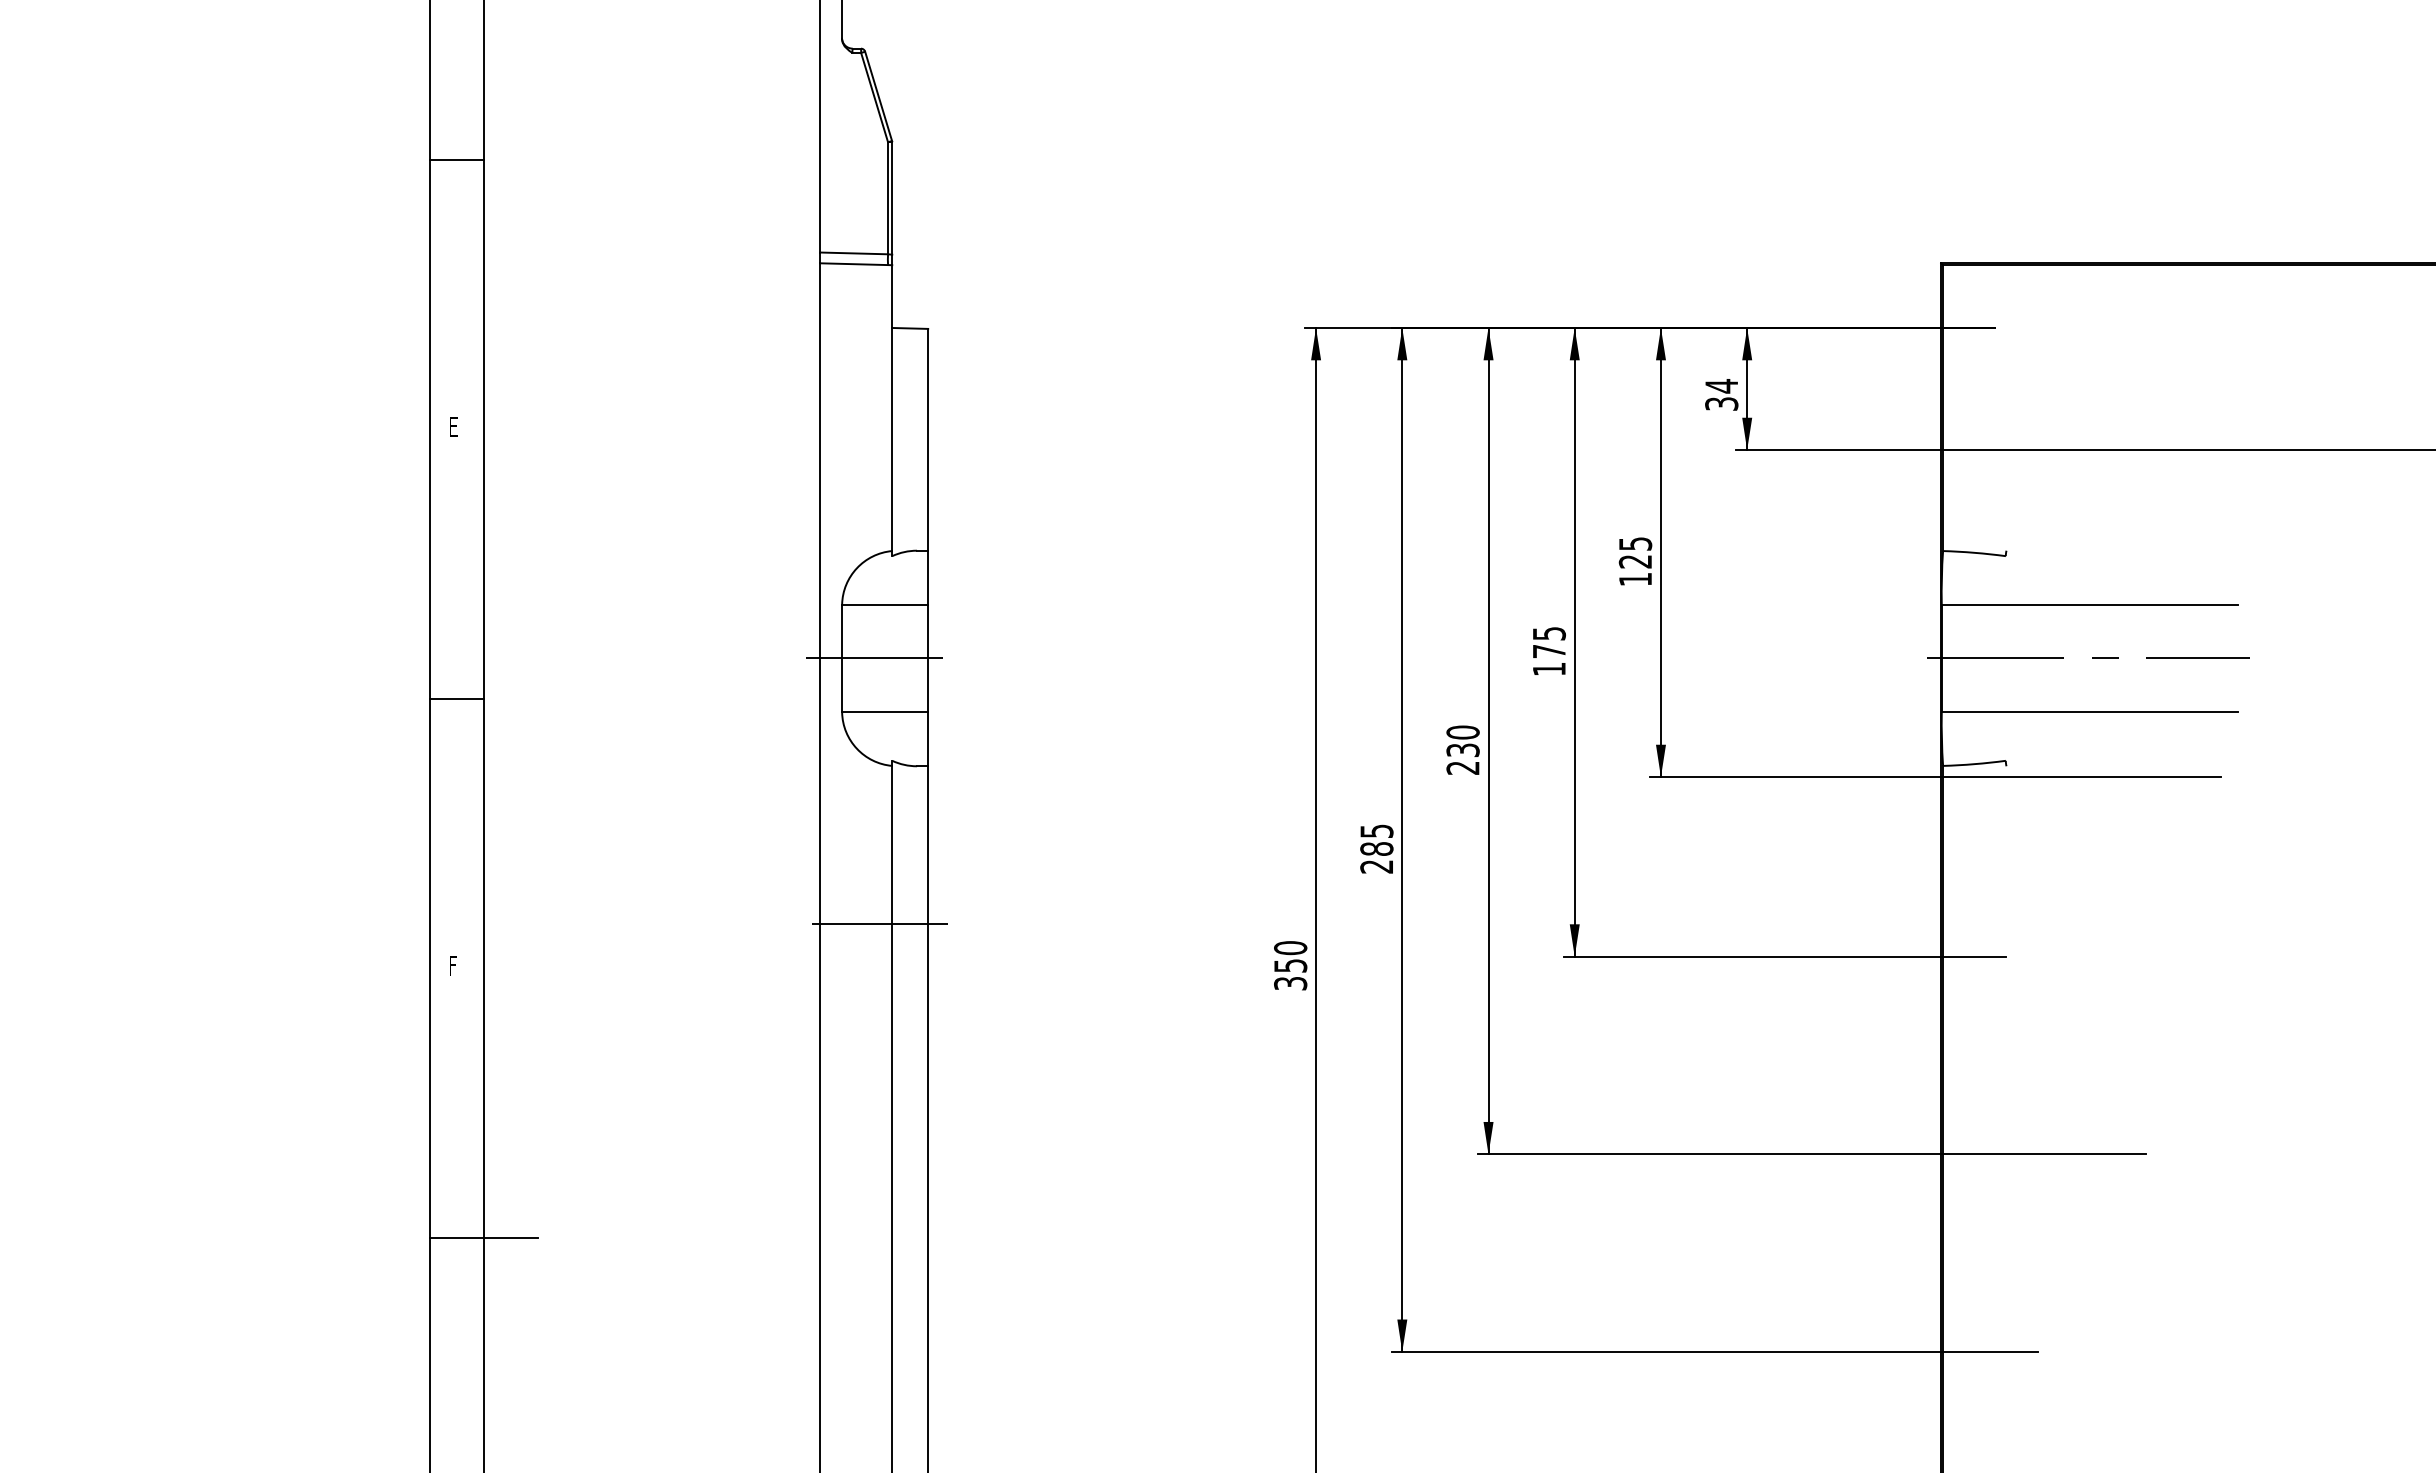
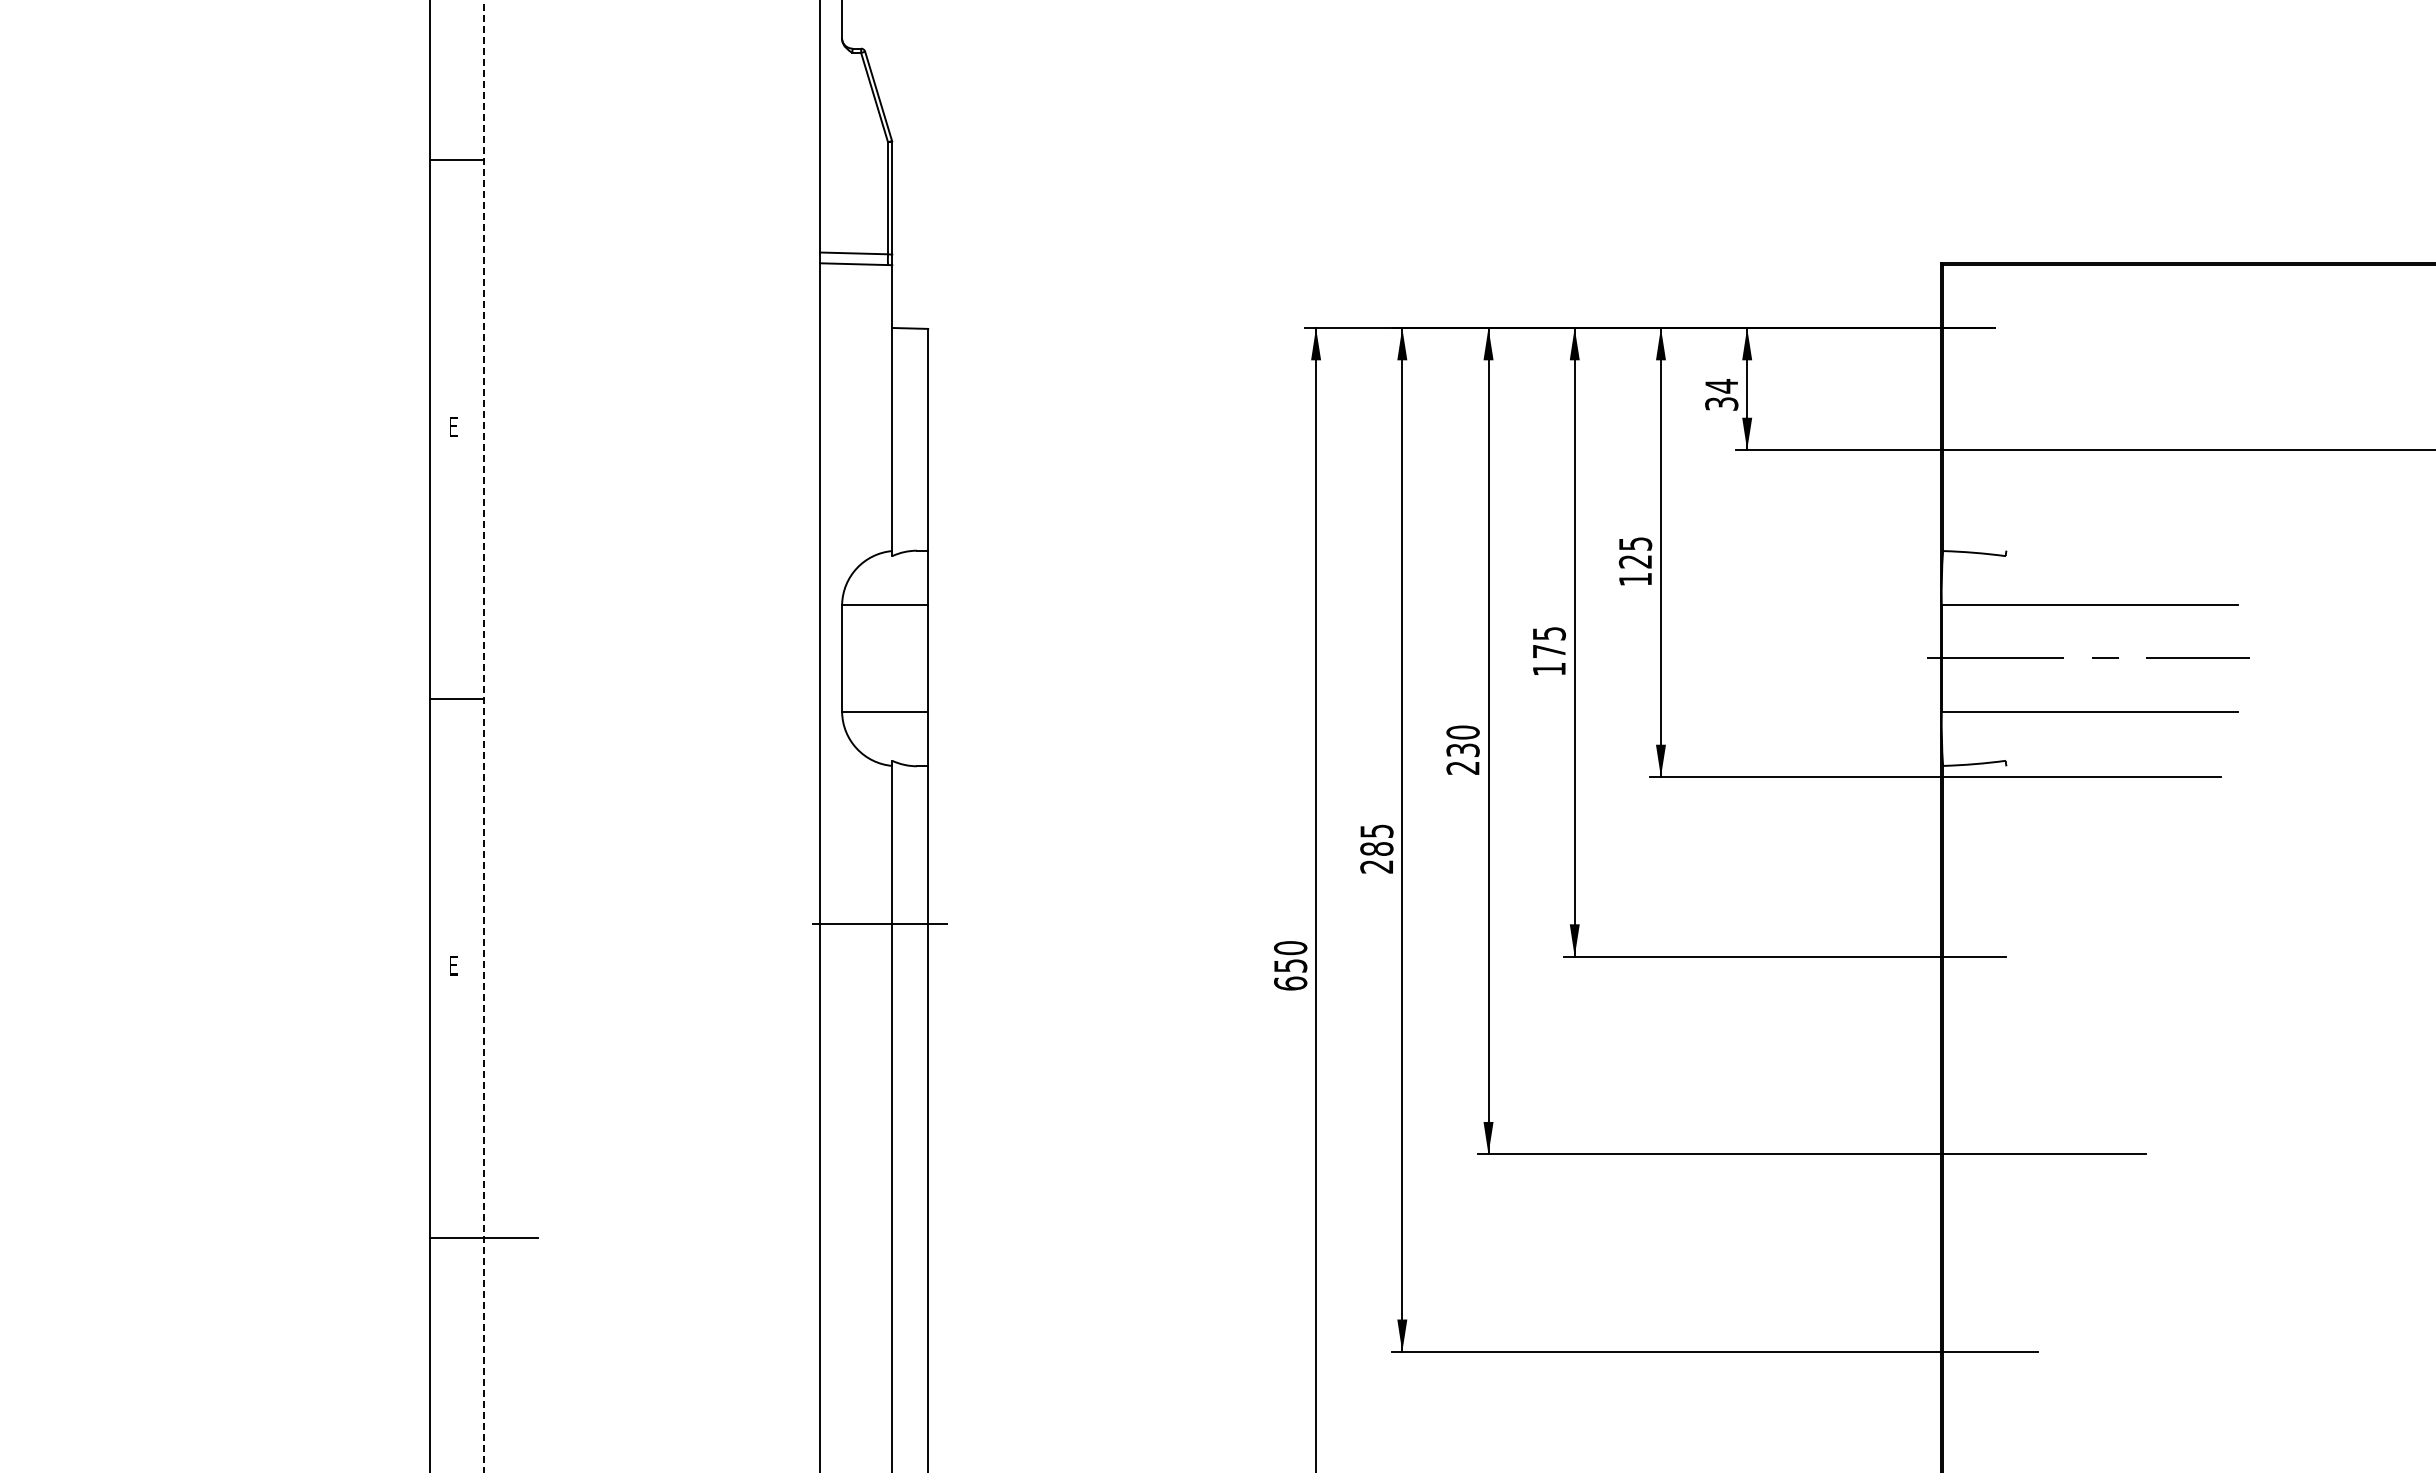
line: present -> none (877, 658)
line: solid -> dashed (484, 737)
text: F -> E (454, 965)
text: 350 -> 650 (1290, 983)
